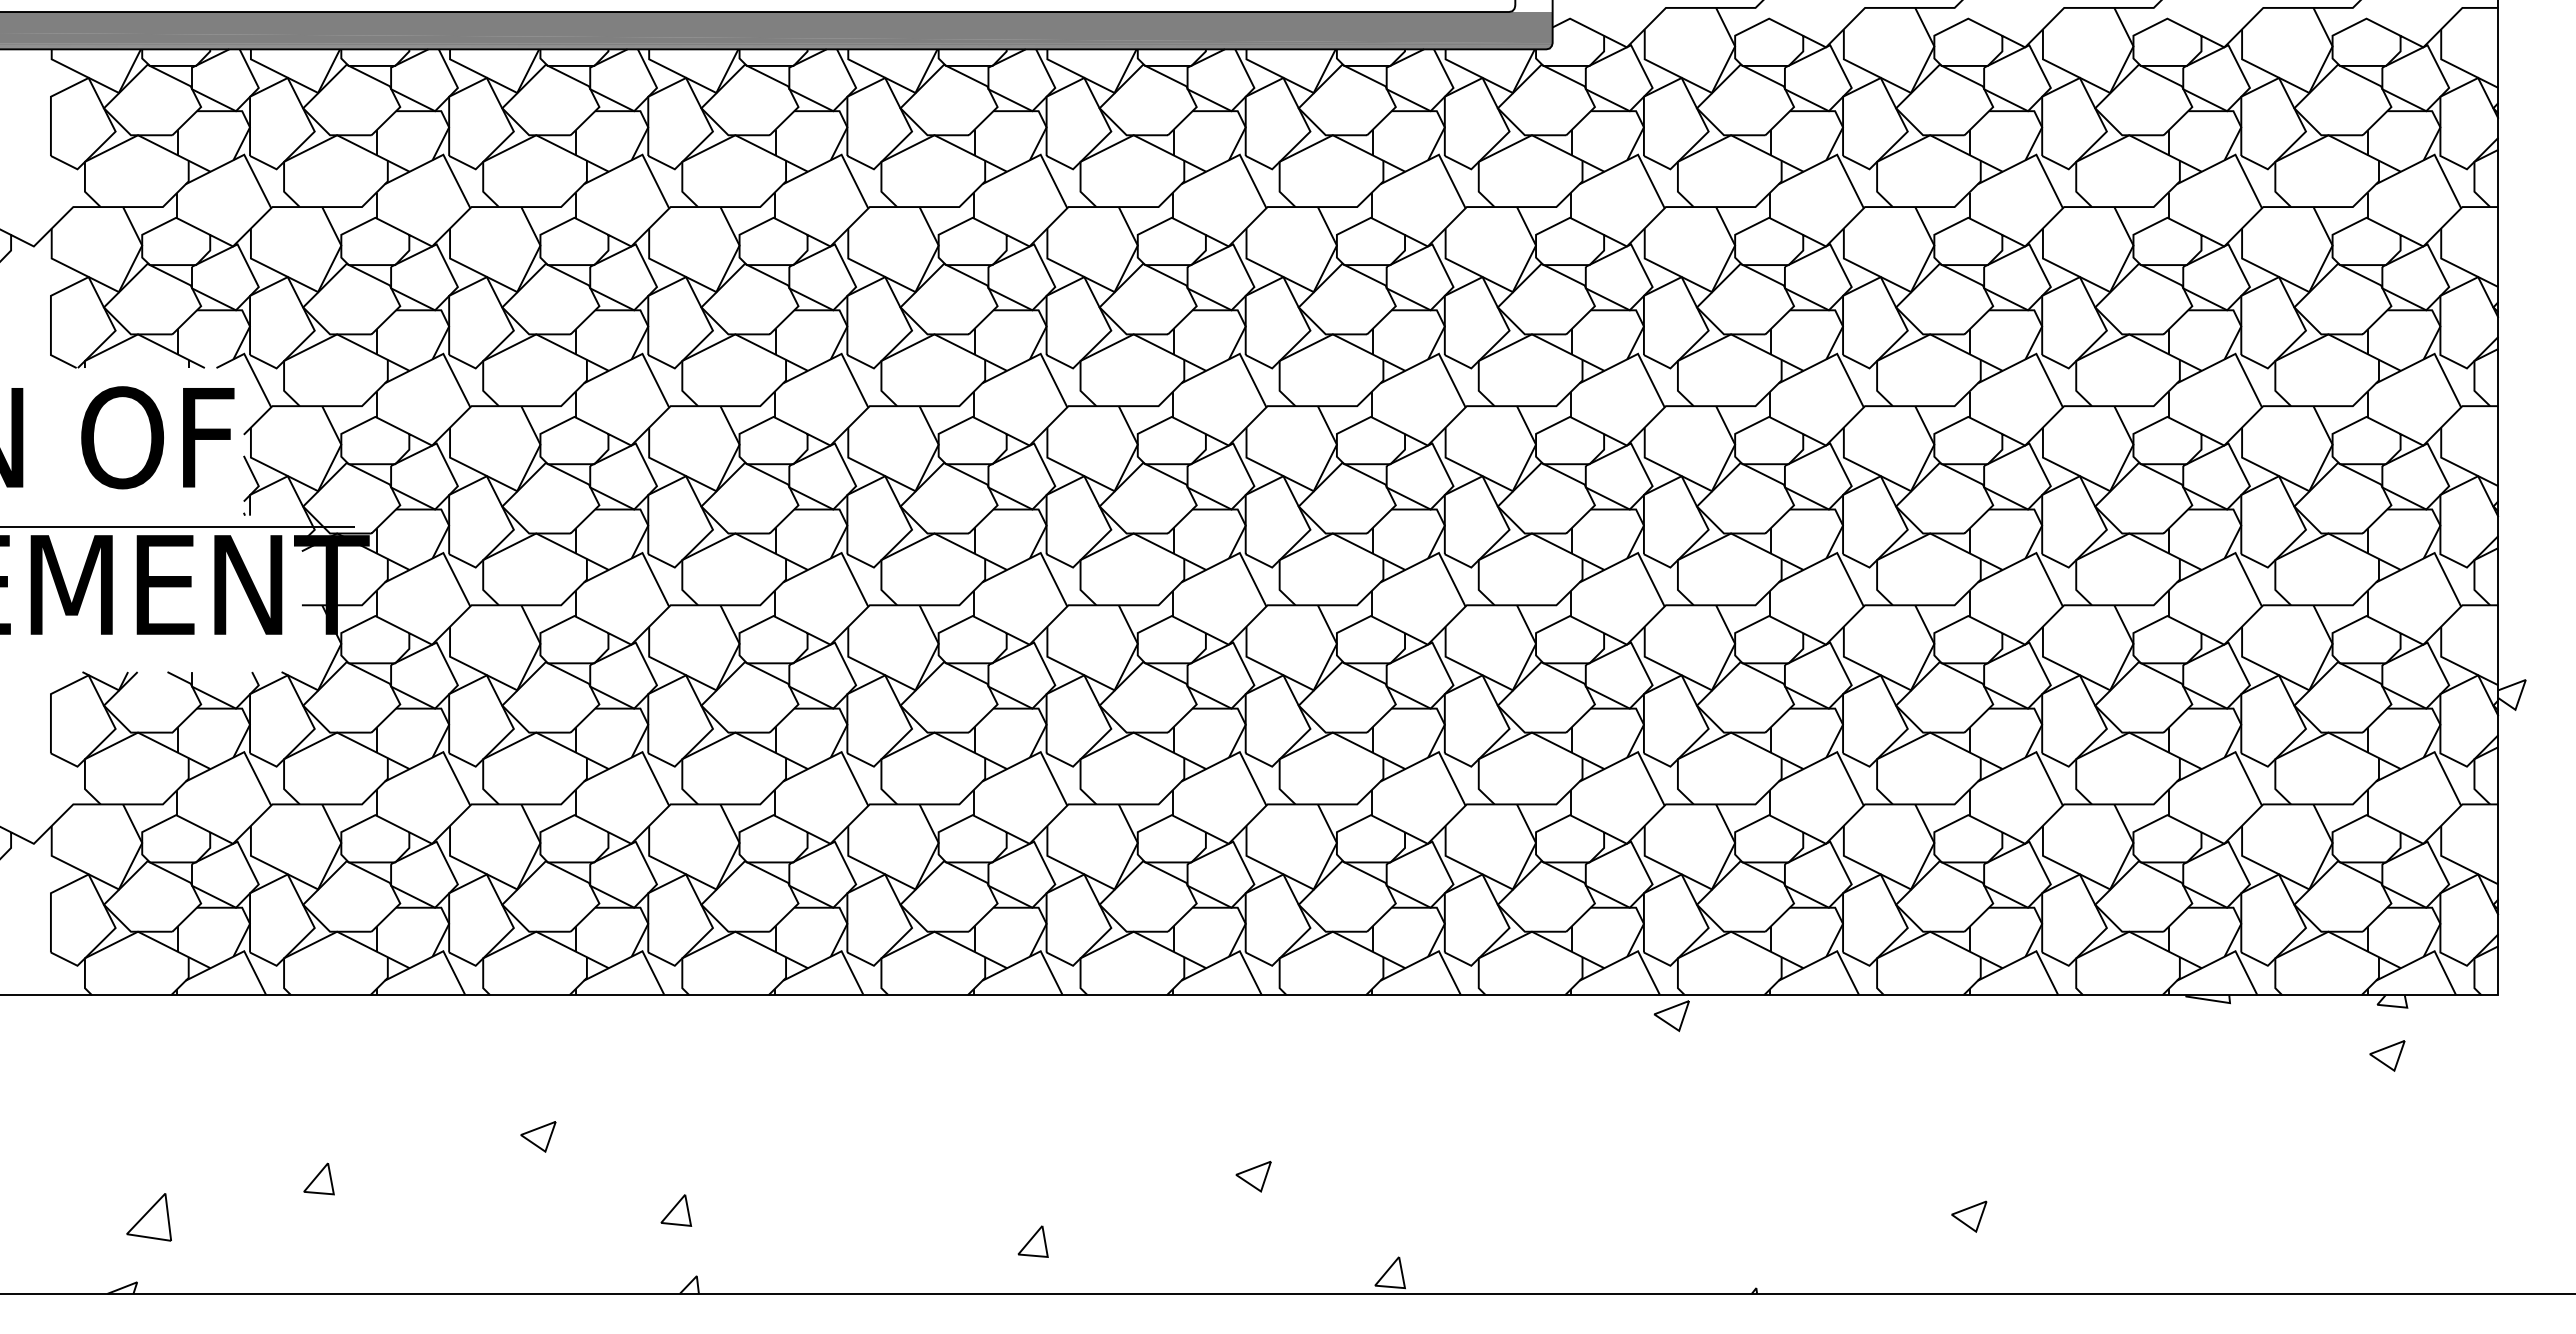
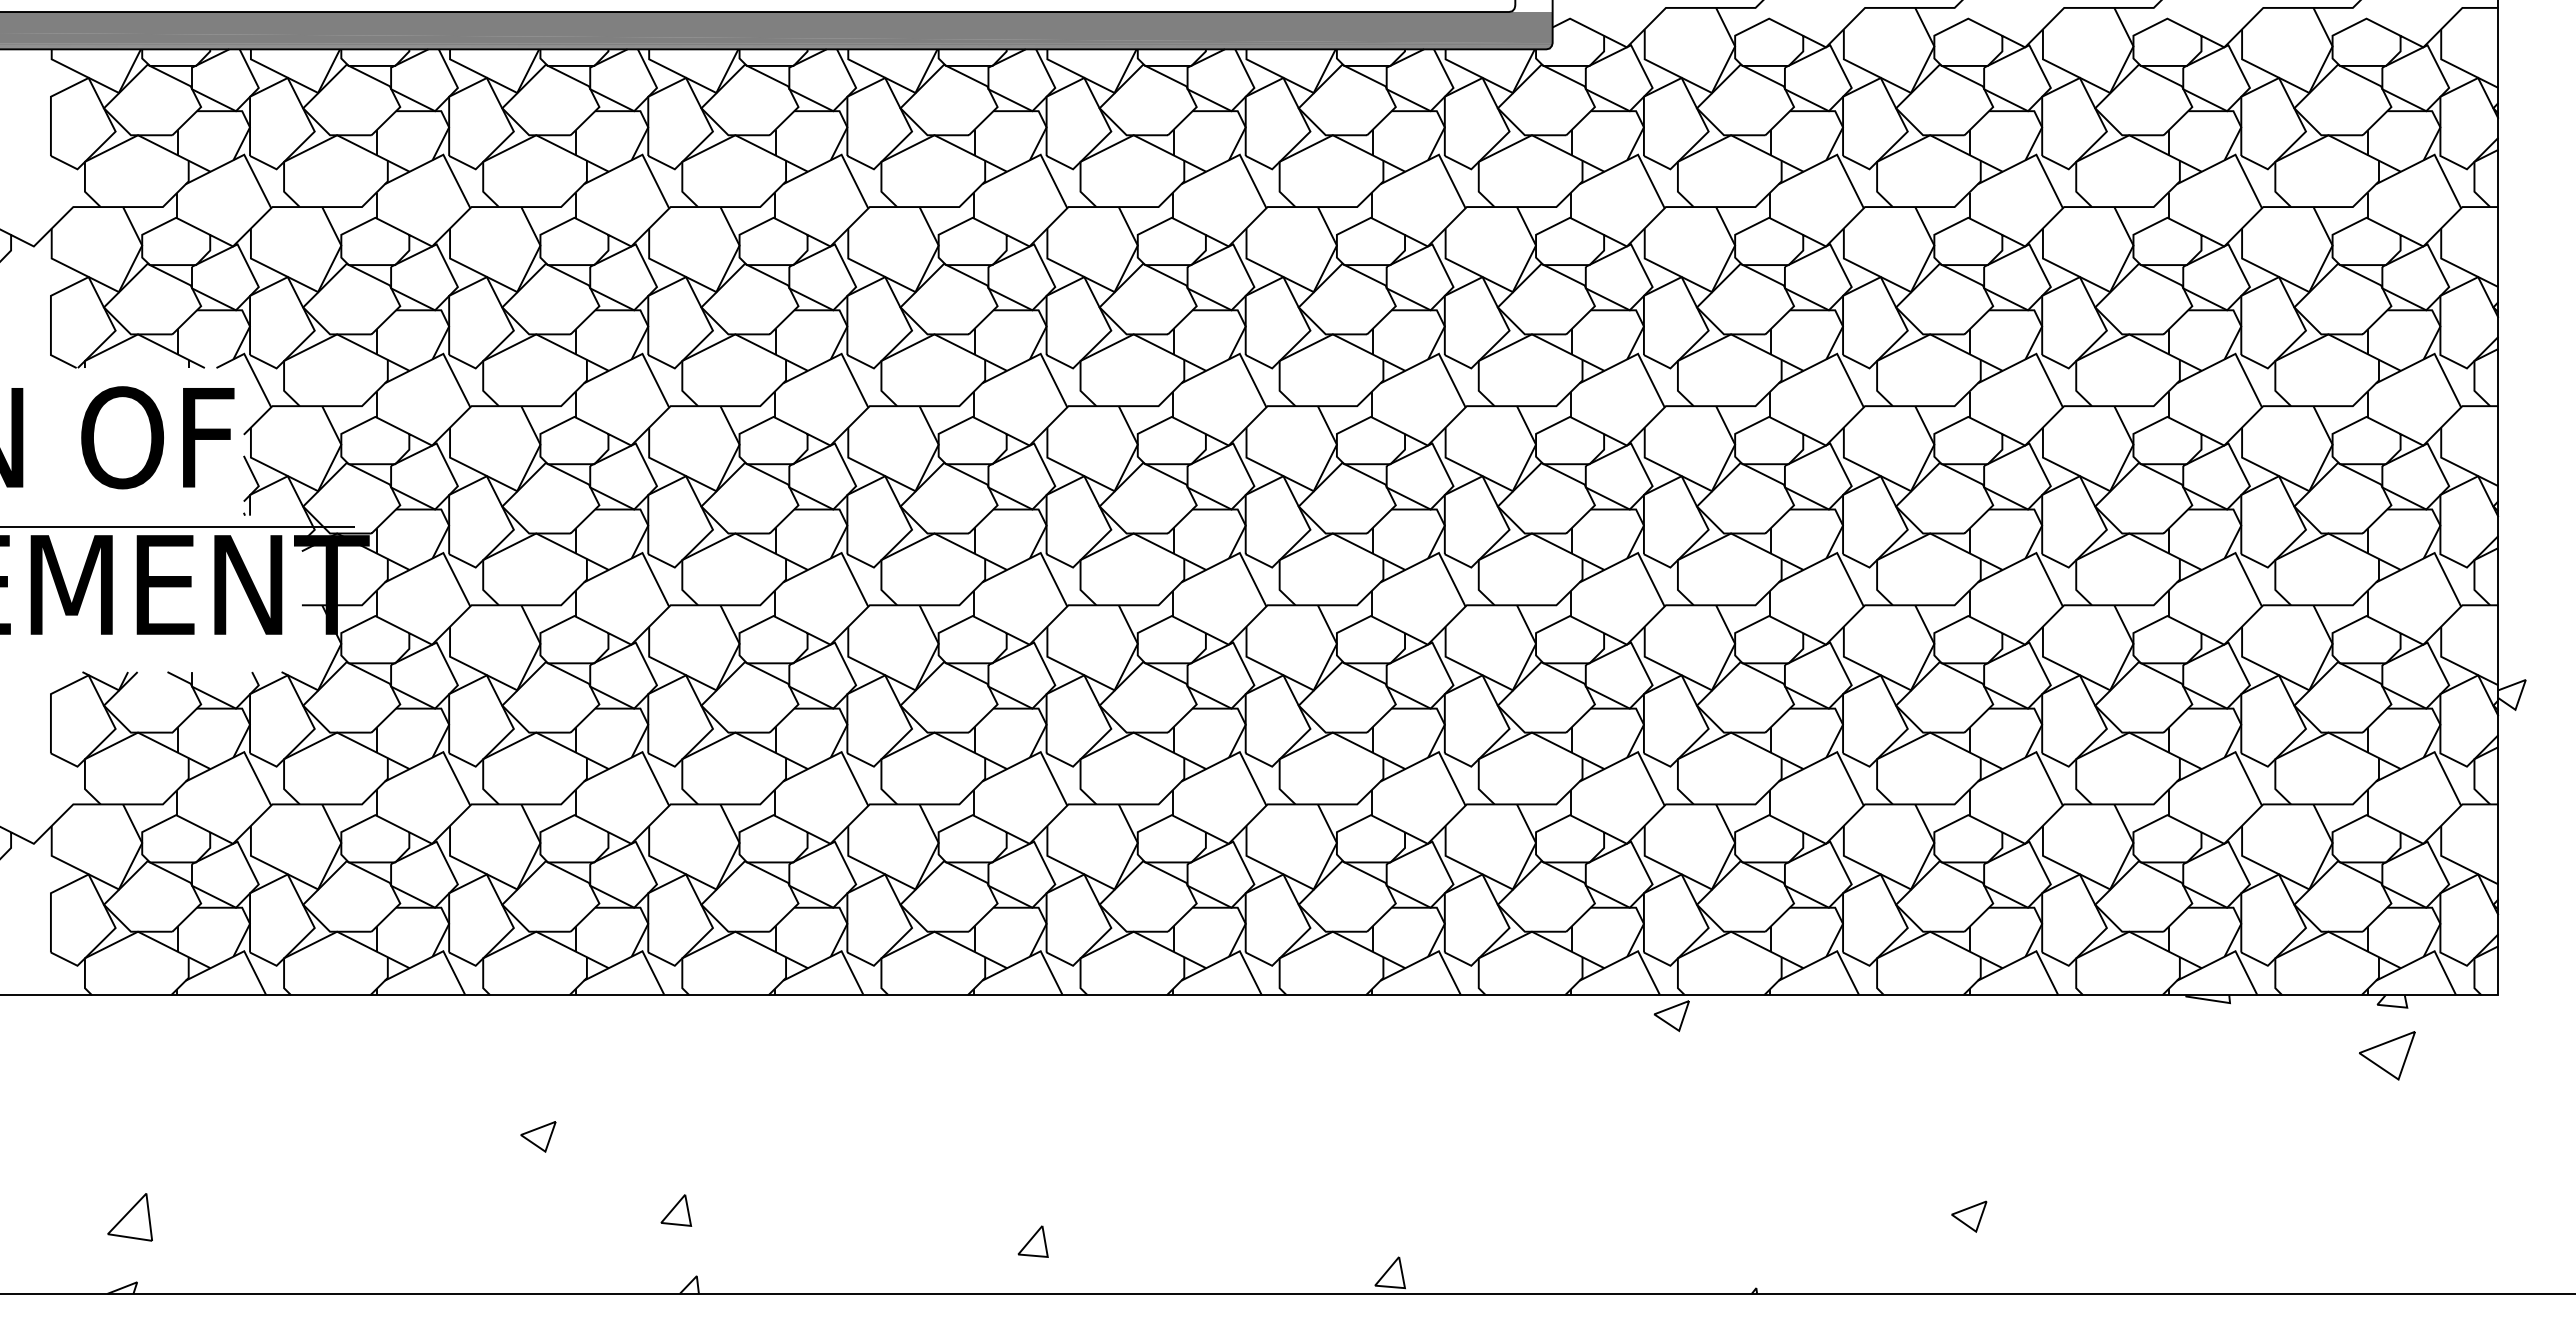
part size: 37x32 px -> 57x50 px (2387, 1055)
part: present -> none (1253, 1176)
part: present -> none (318, 1178)
part position: (148, 1217) -> (129, 1217) (129, 1217)
